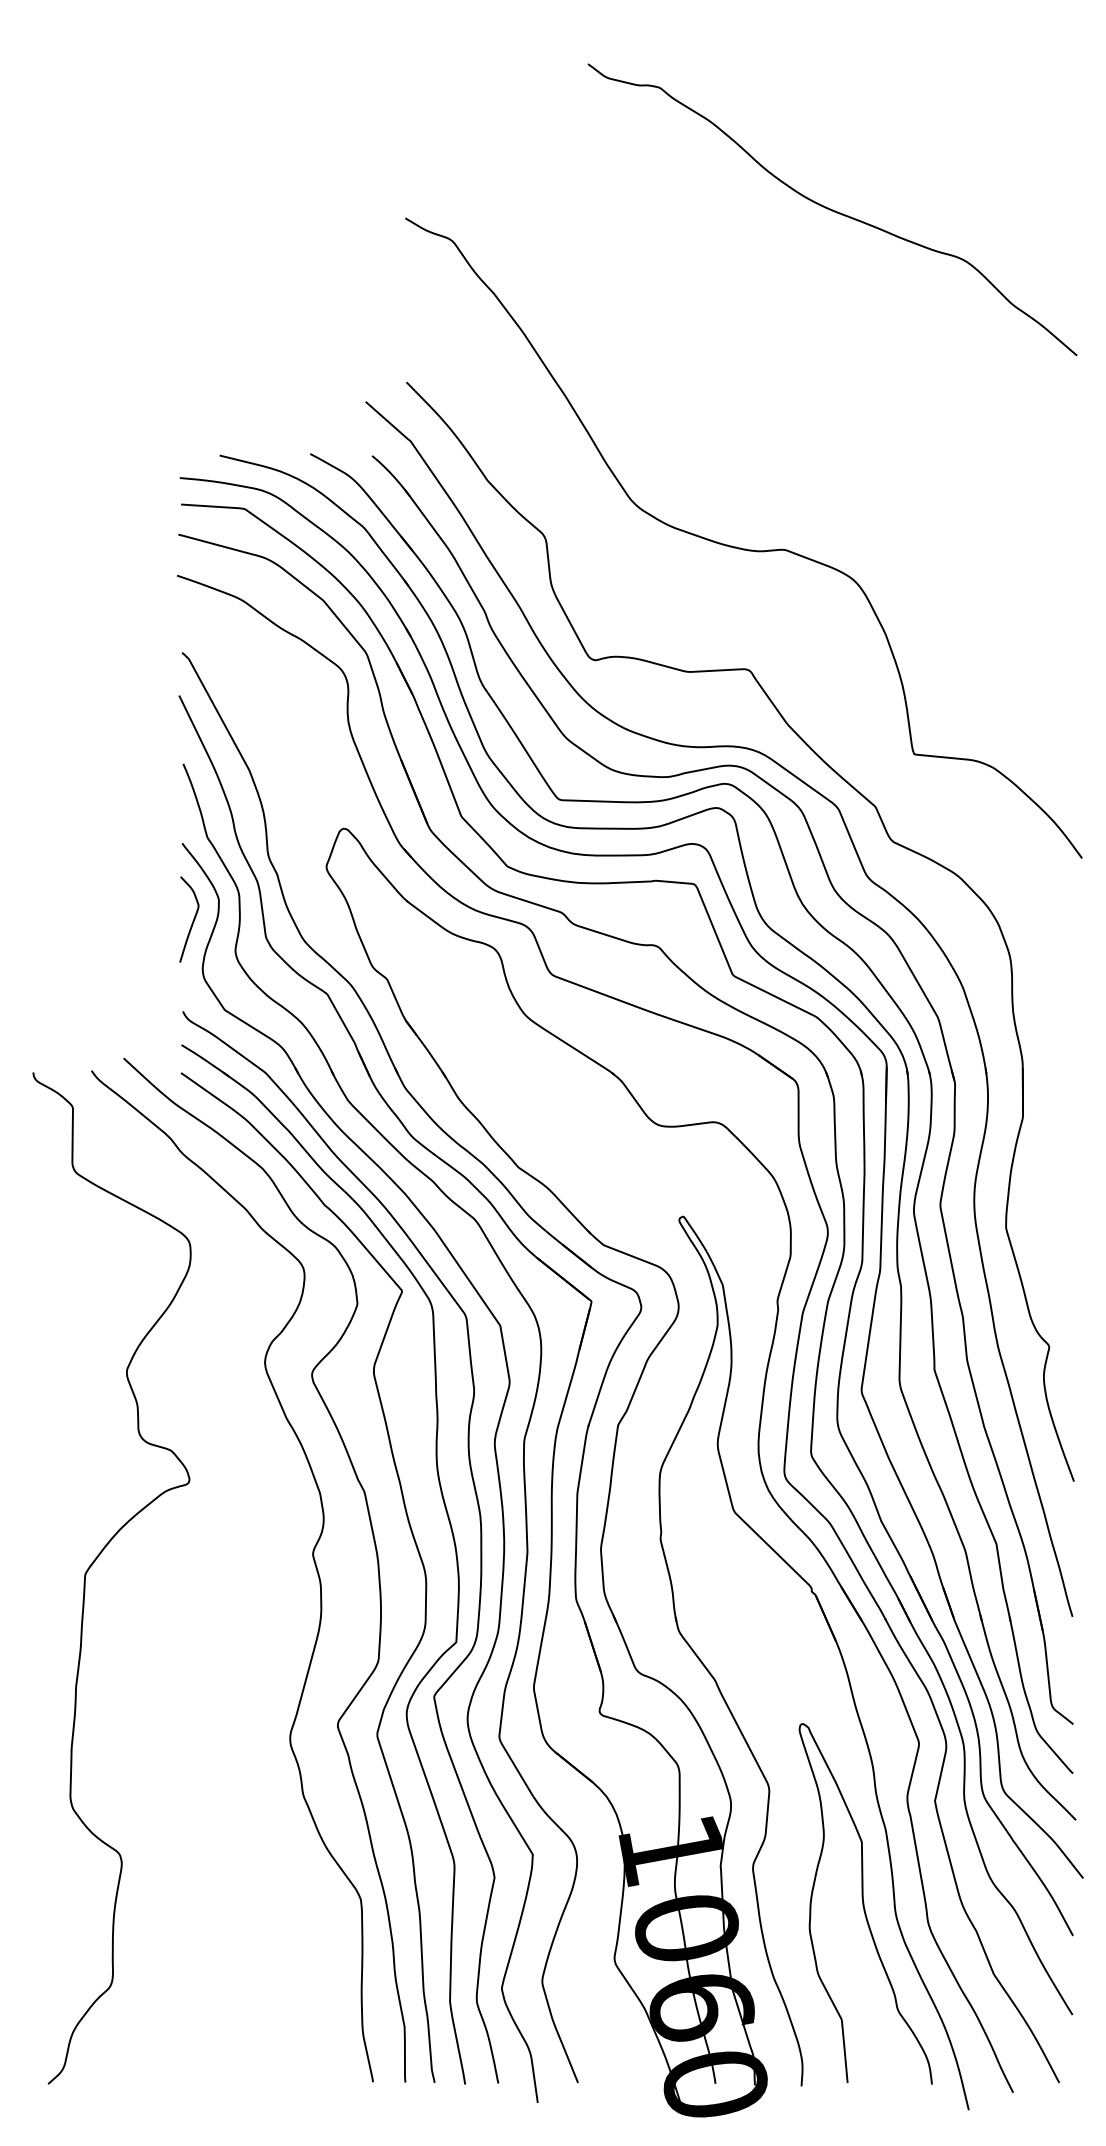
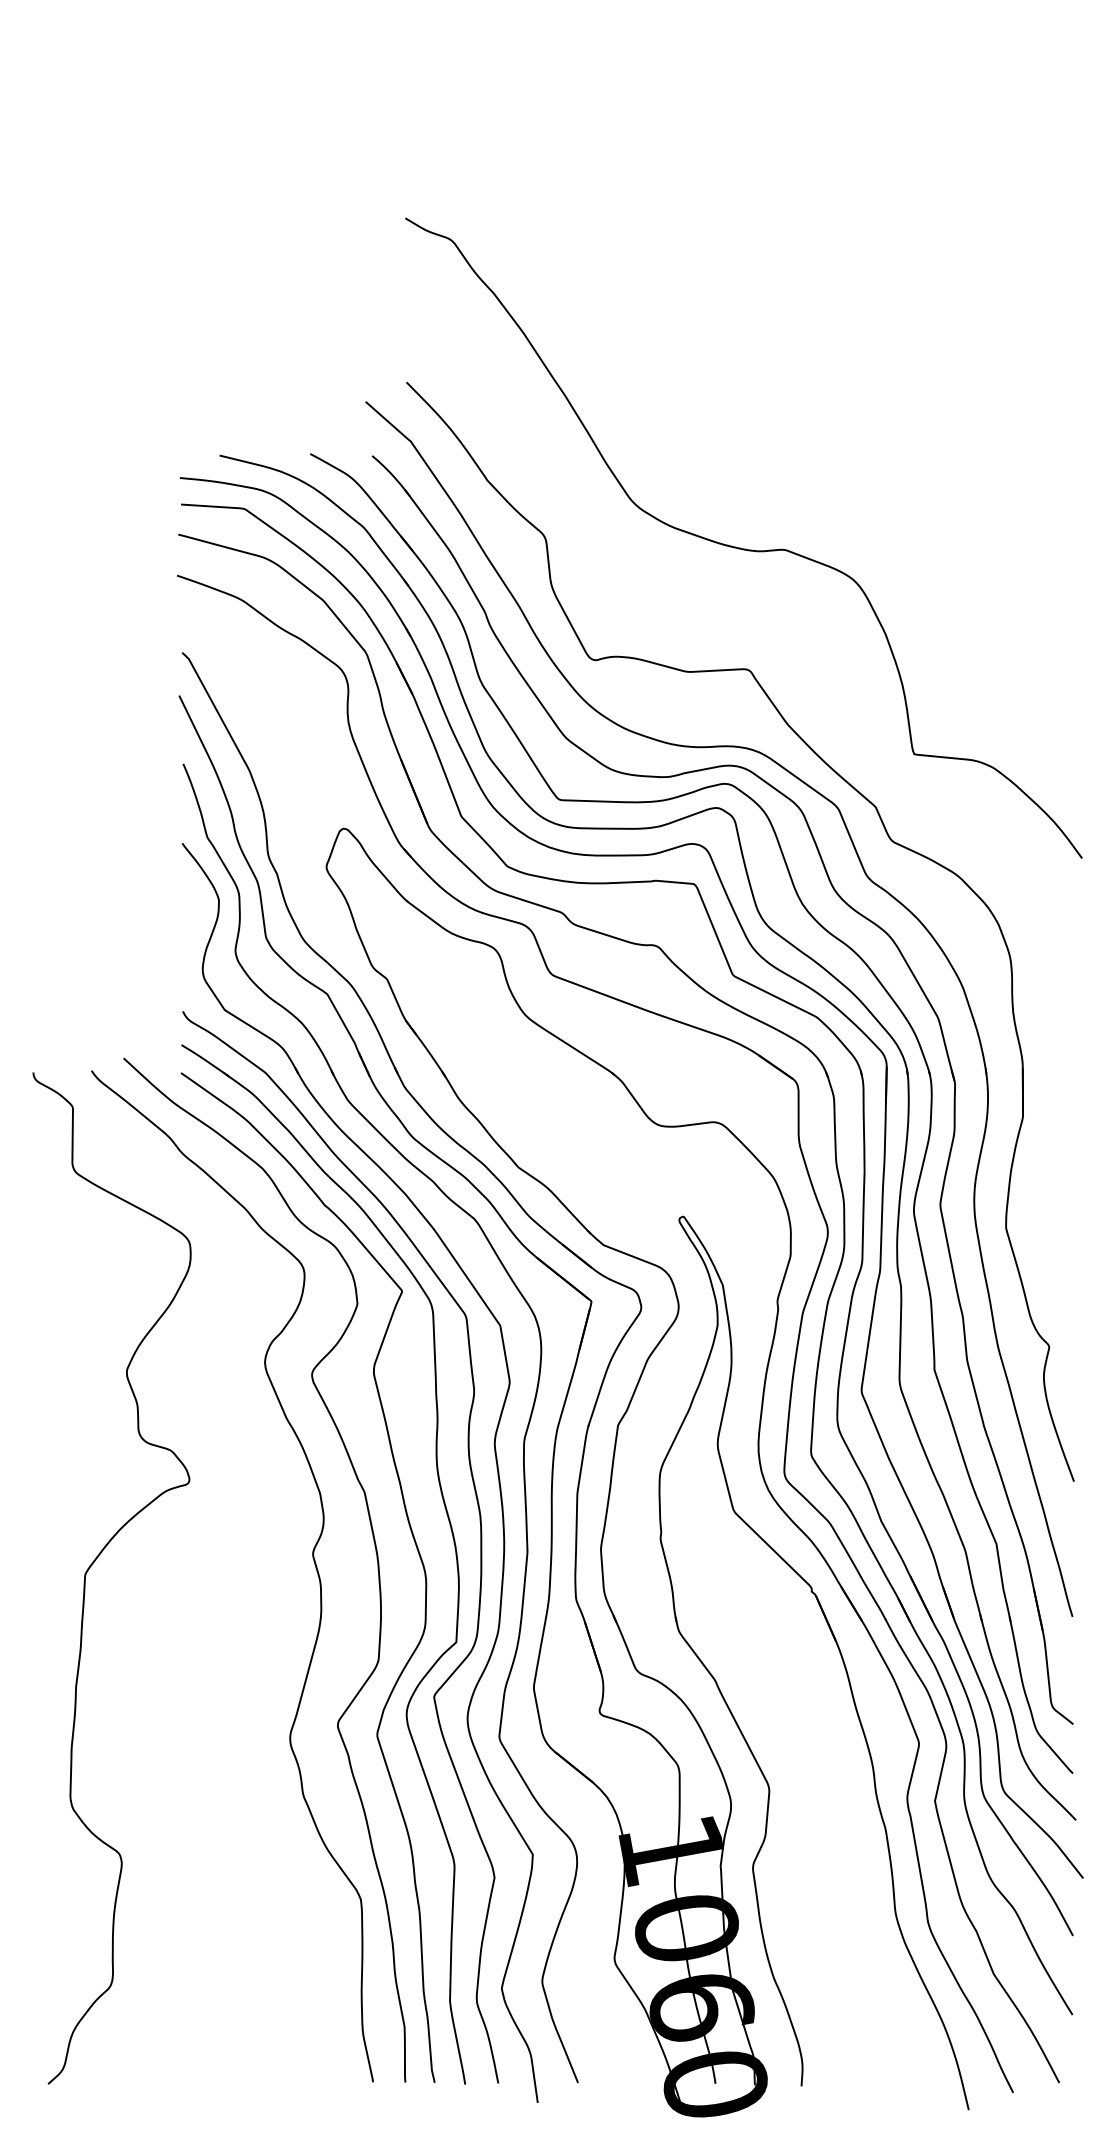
curve: present -> none (832, 209)
curve: present -> none (192, 921)
curve: present -> none (864, 1903)
